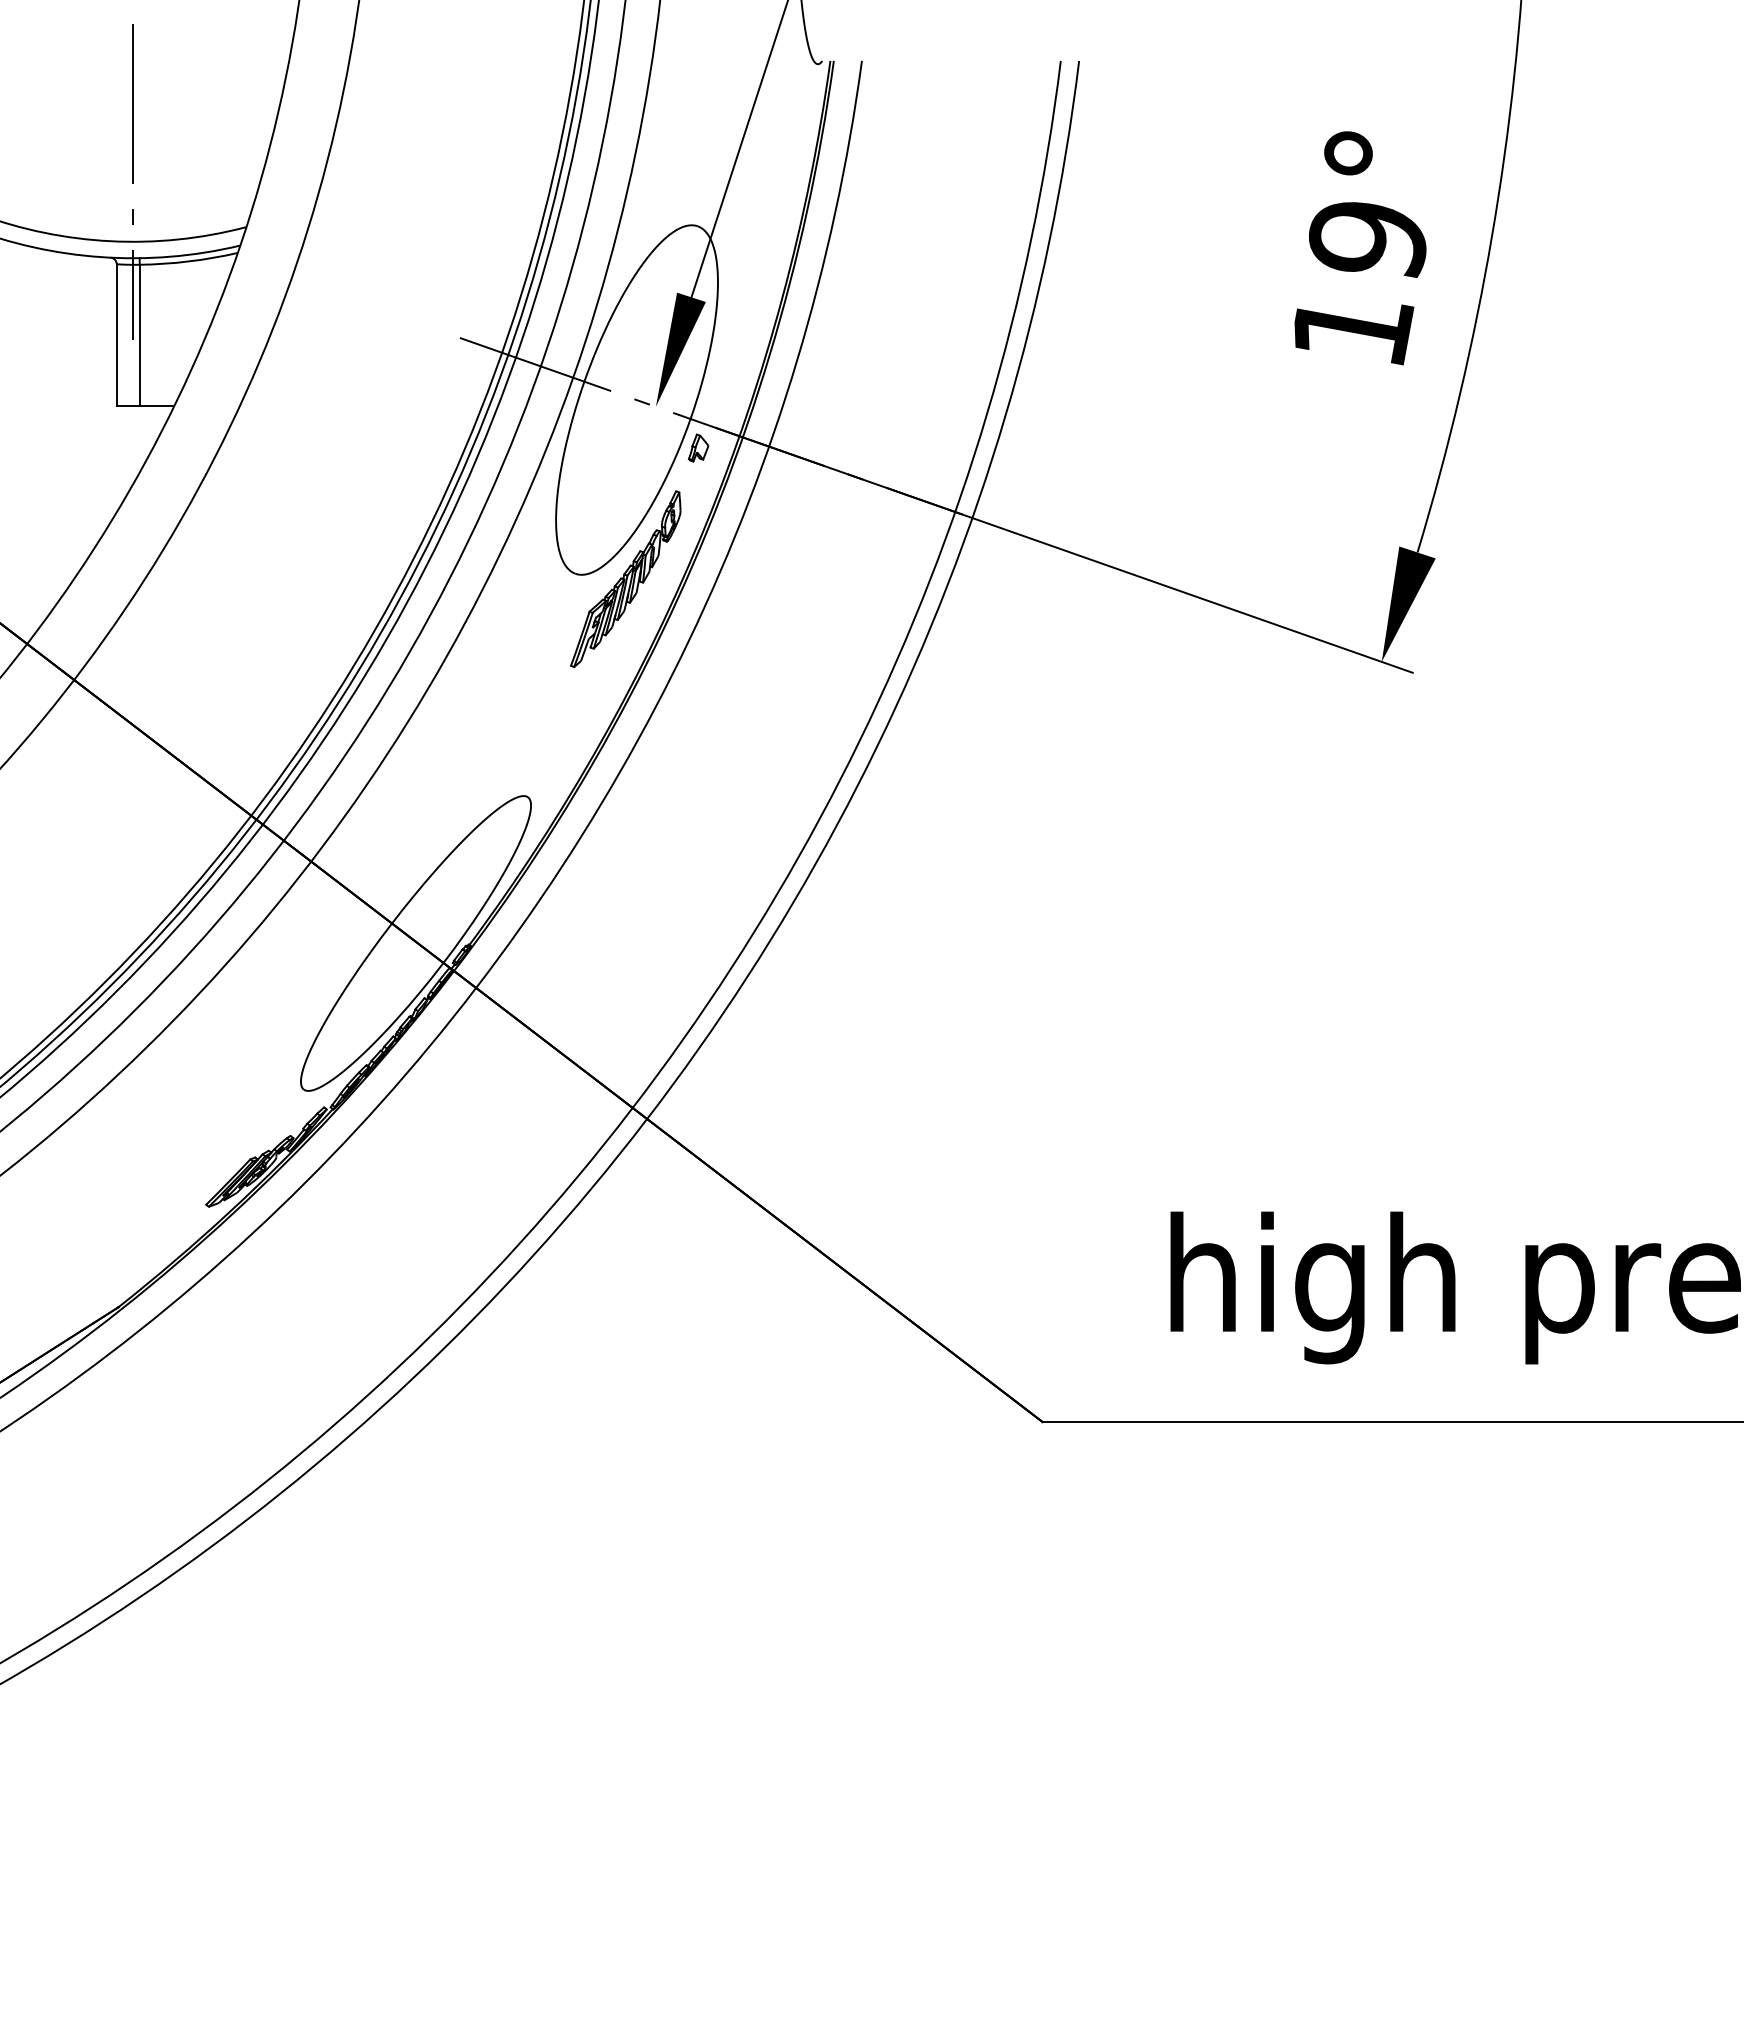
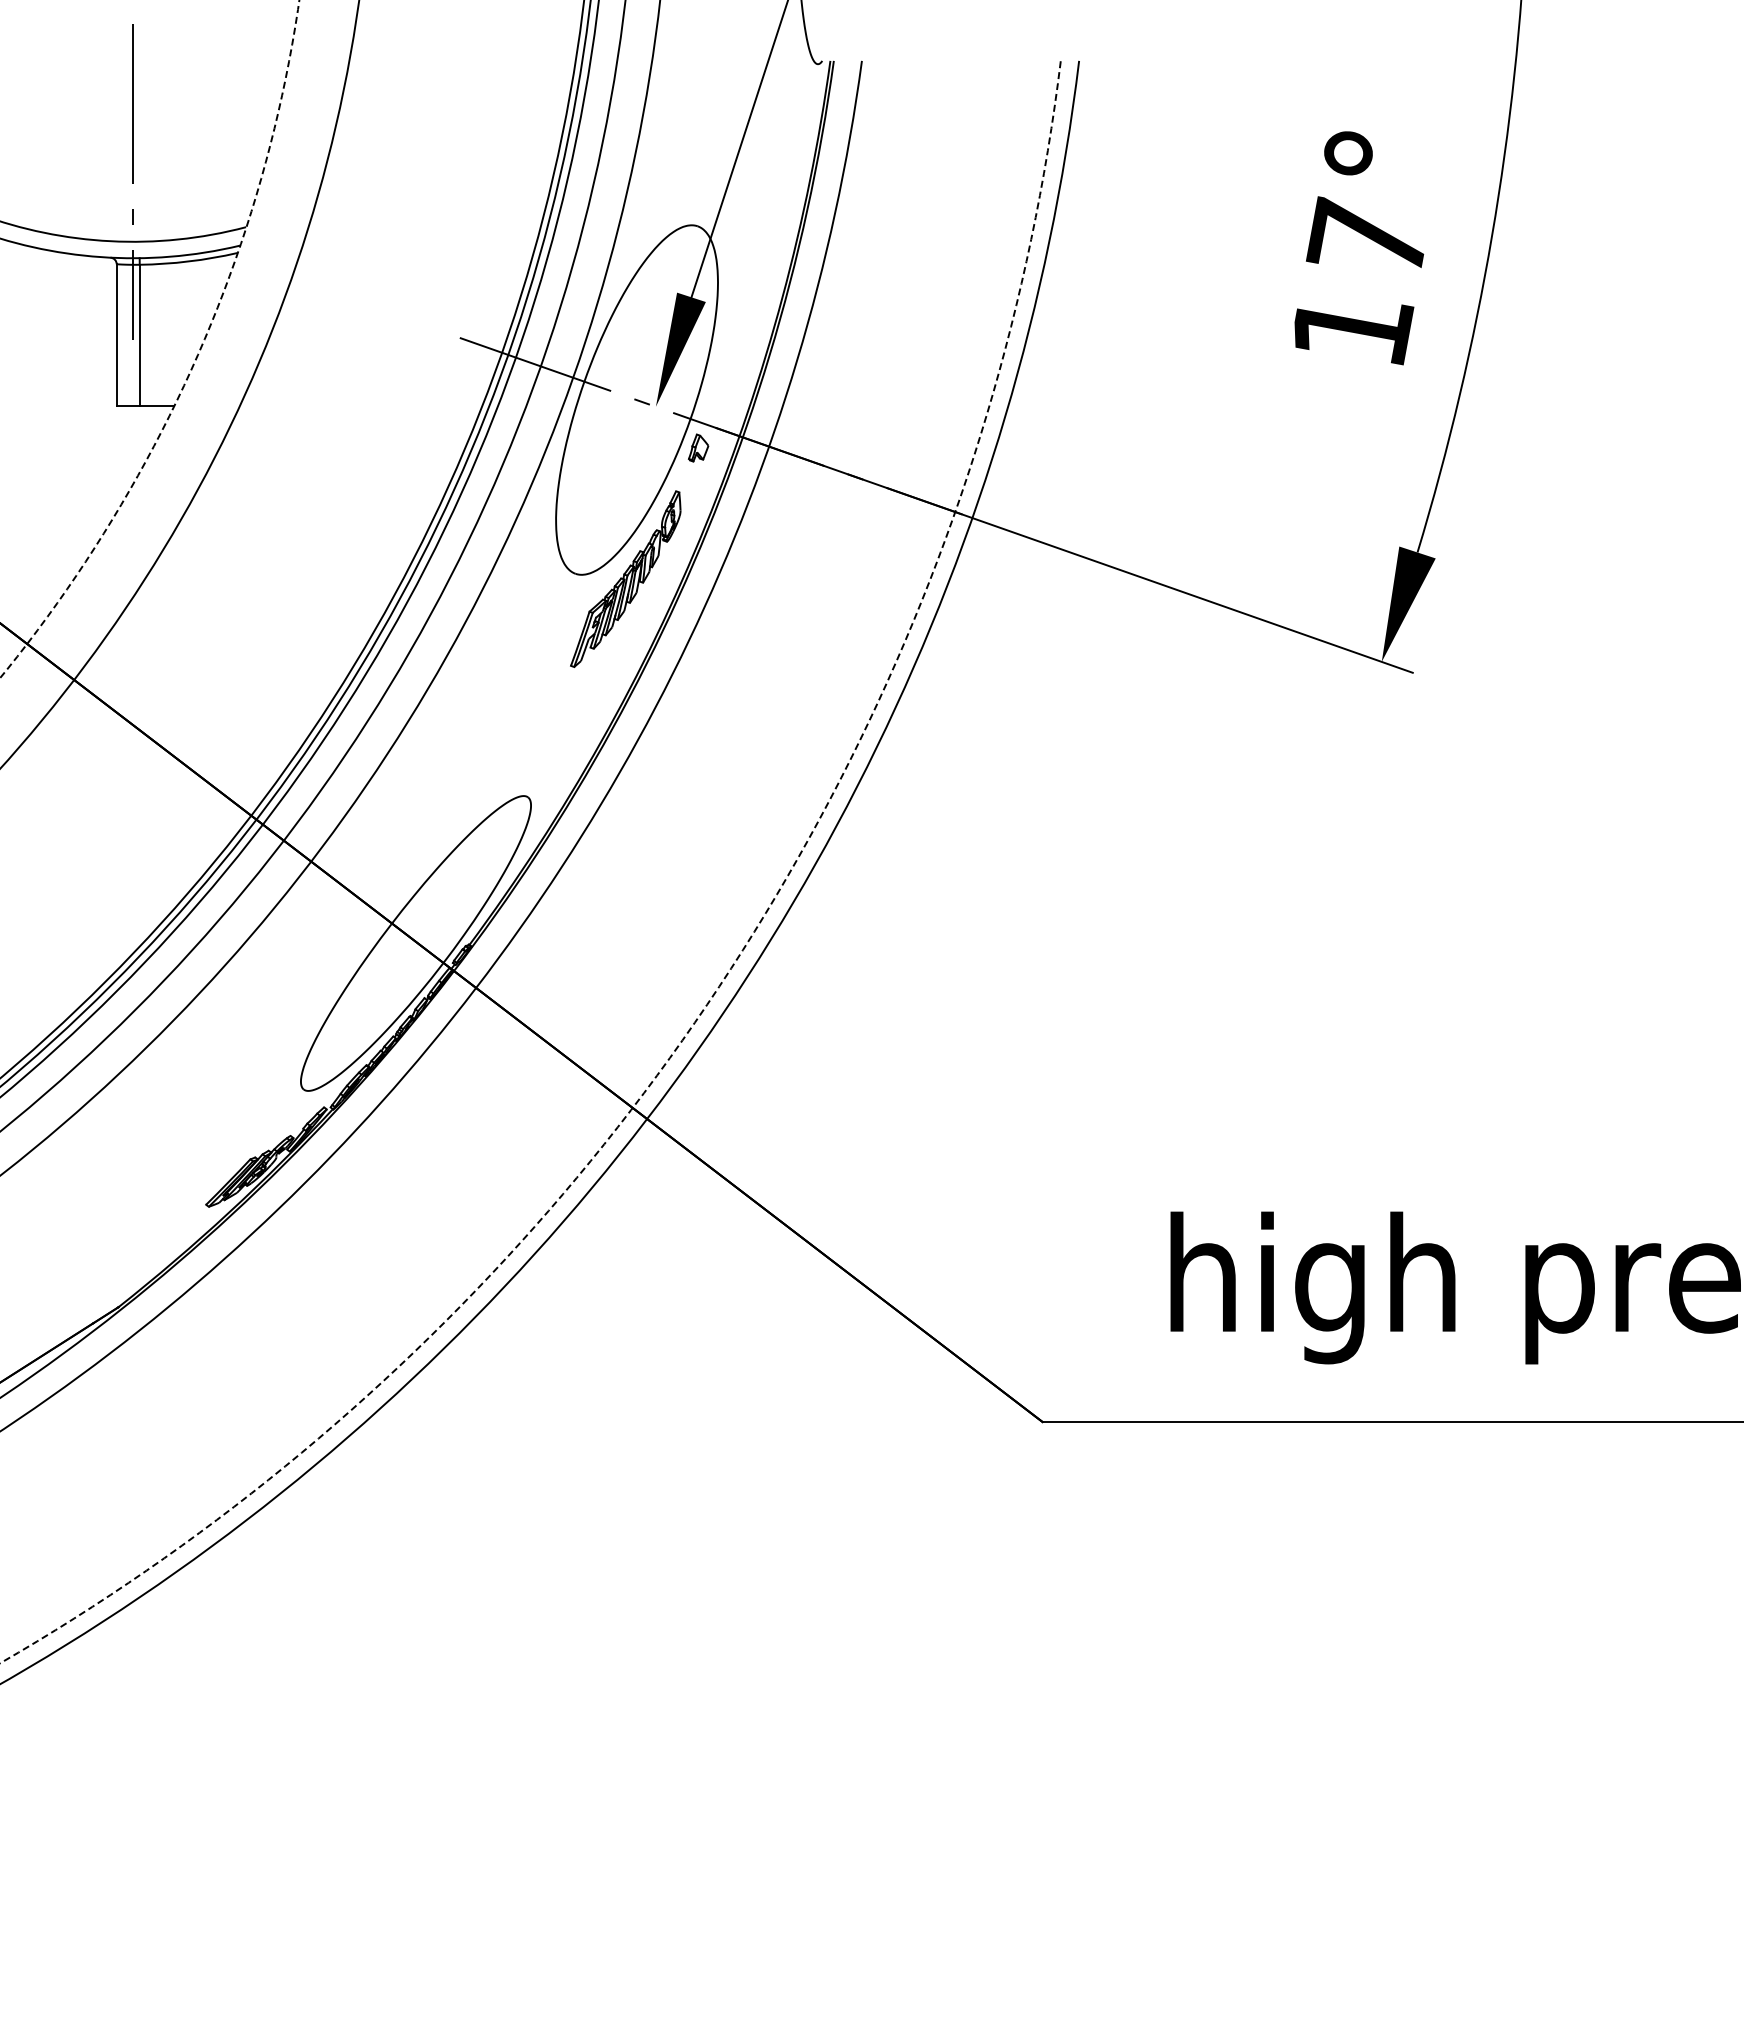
text: 19° -> 17° (1365, 236)
circle: solid -> dashed (149, 339)
arc: solid -> dashed (718, 988)
